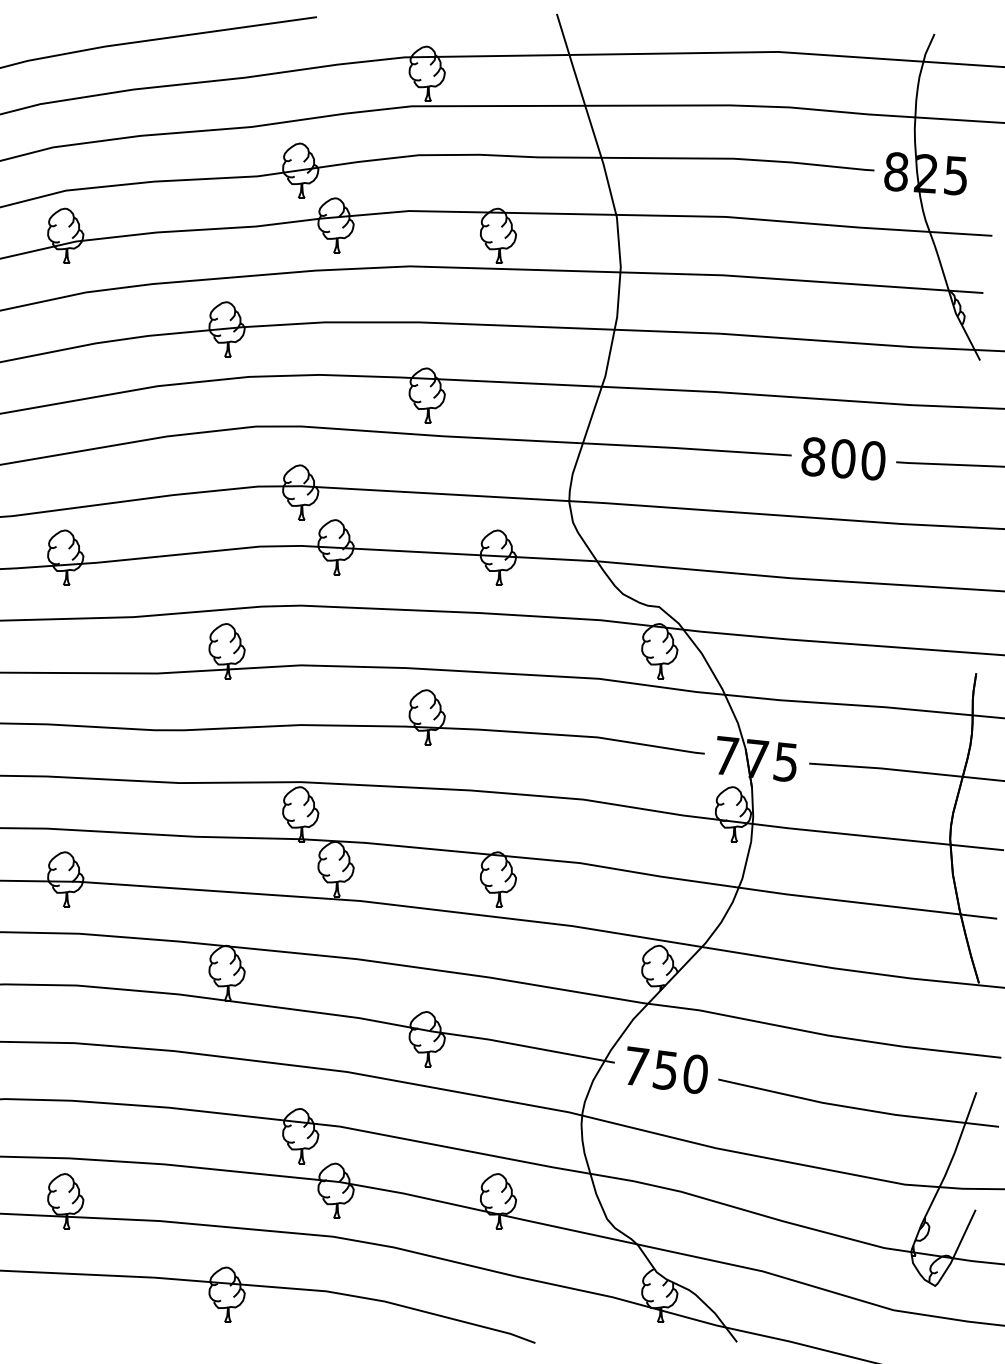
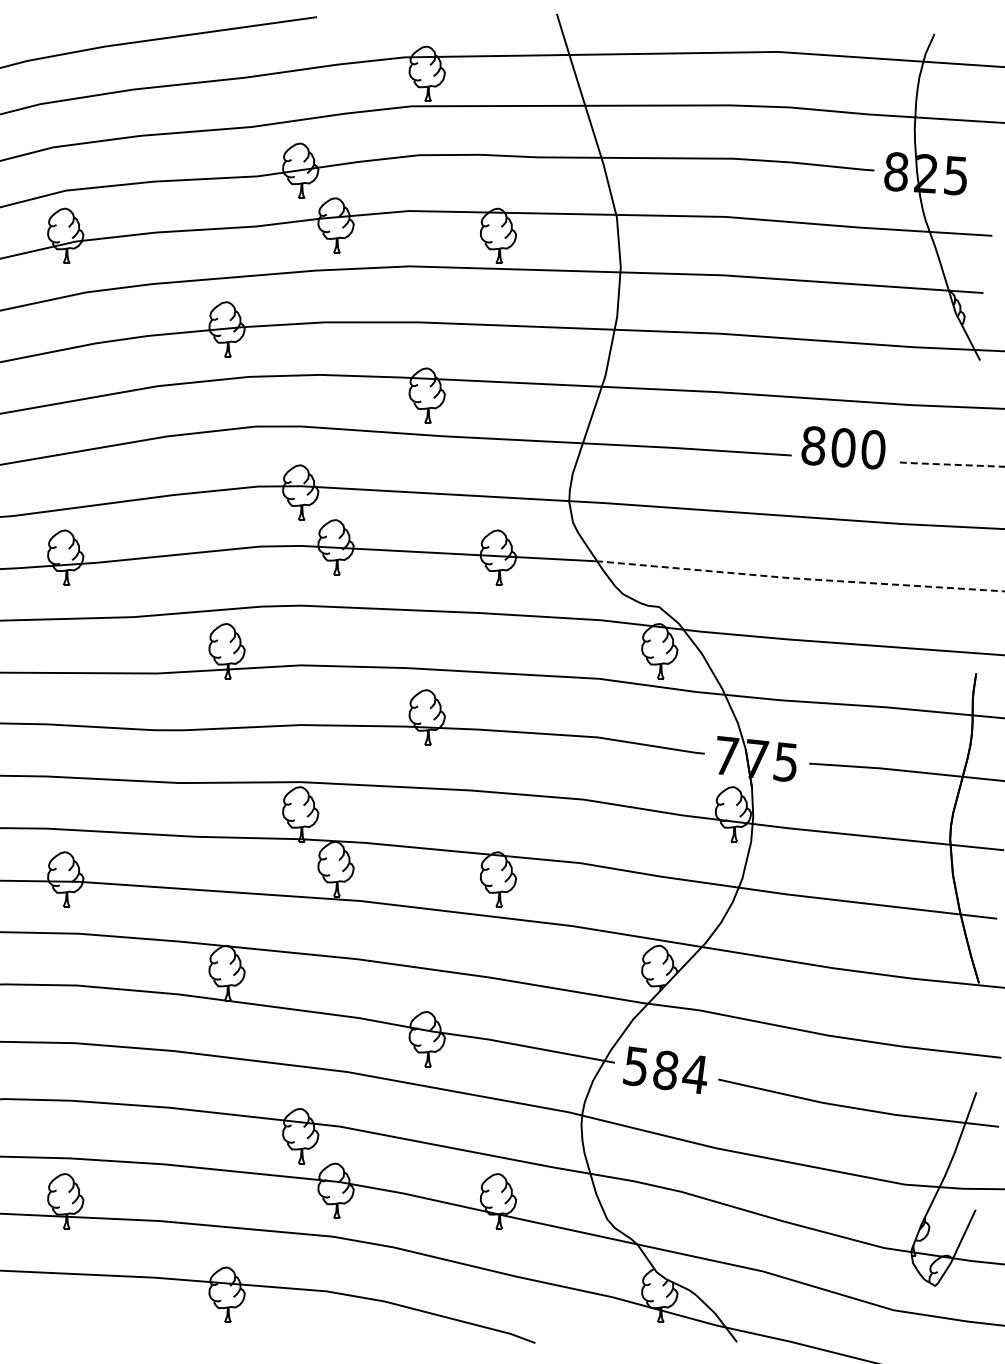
text position: (843, 458) -> (843, 447) (843, 447)
line: solid -> dashed (949, 464)
line: solid -> dashed (800, 578)
text: 750 -> 584 (664, 1070)
